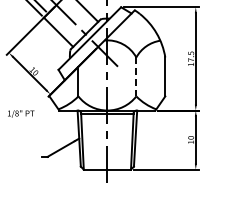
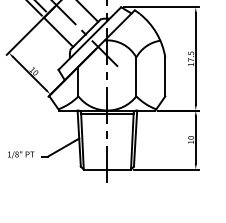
line: dashed -> solid (136, 77)
text position: (21, 113) -> (21, 154) (21, 154)
